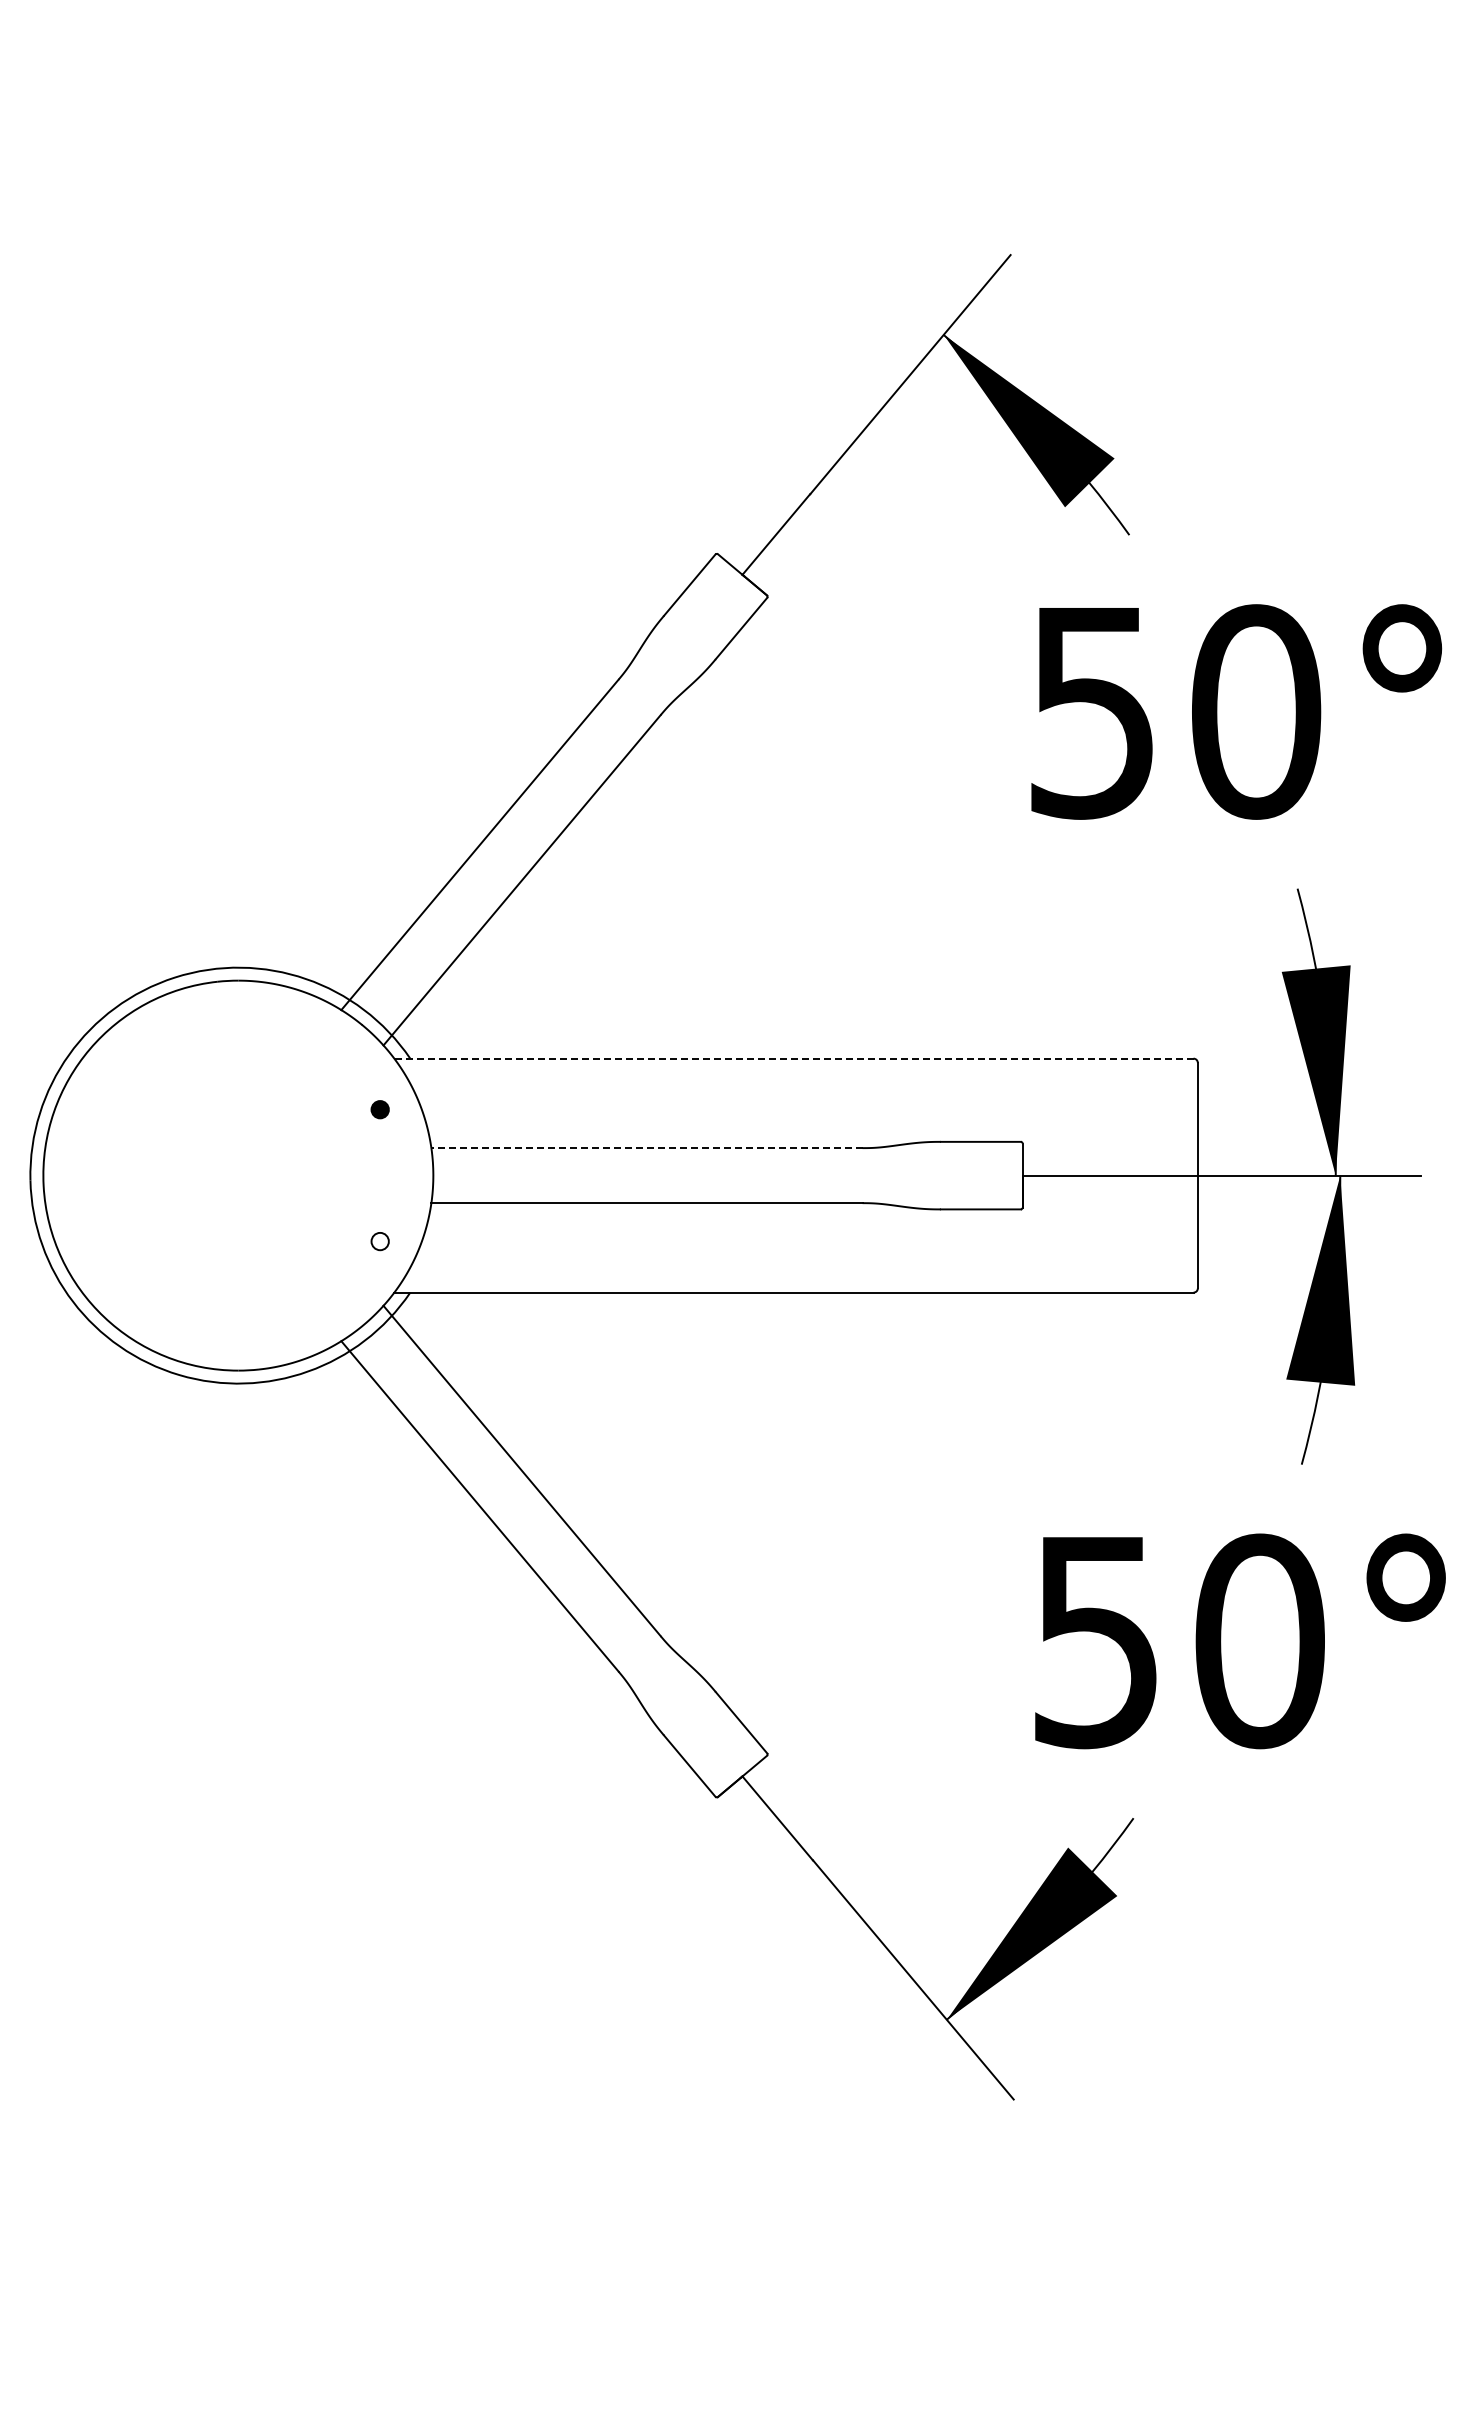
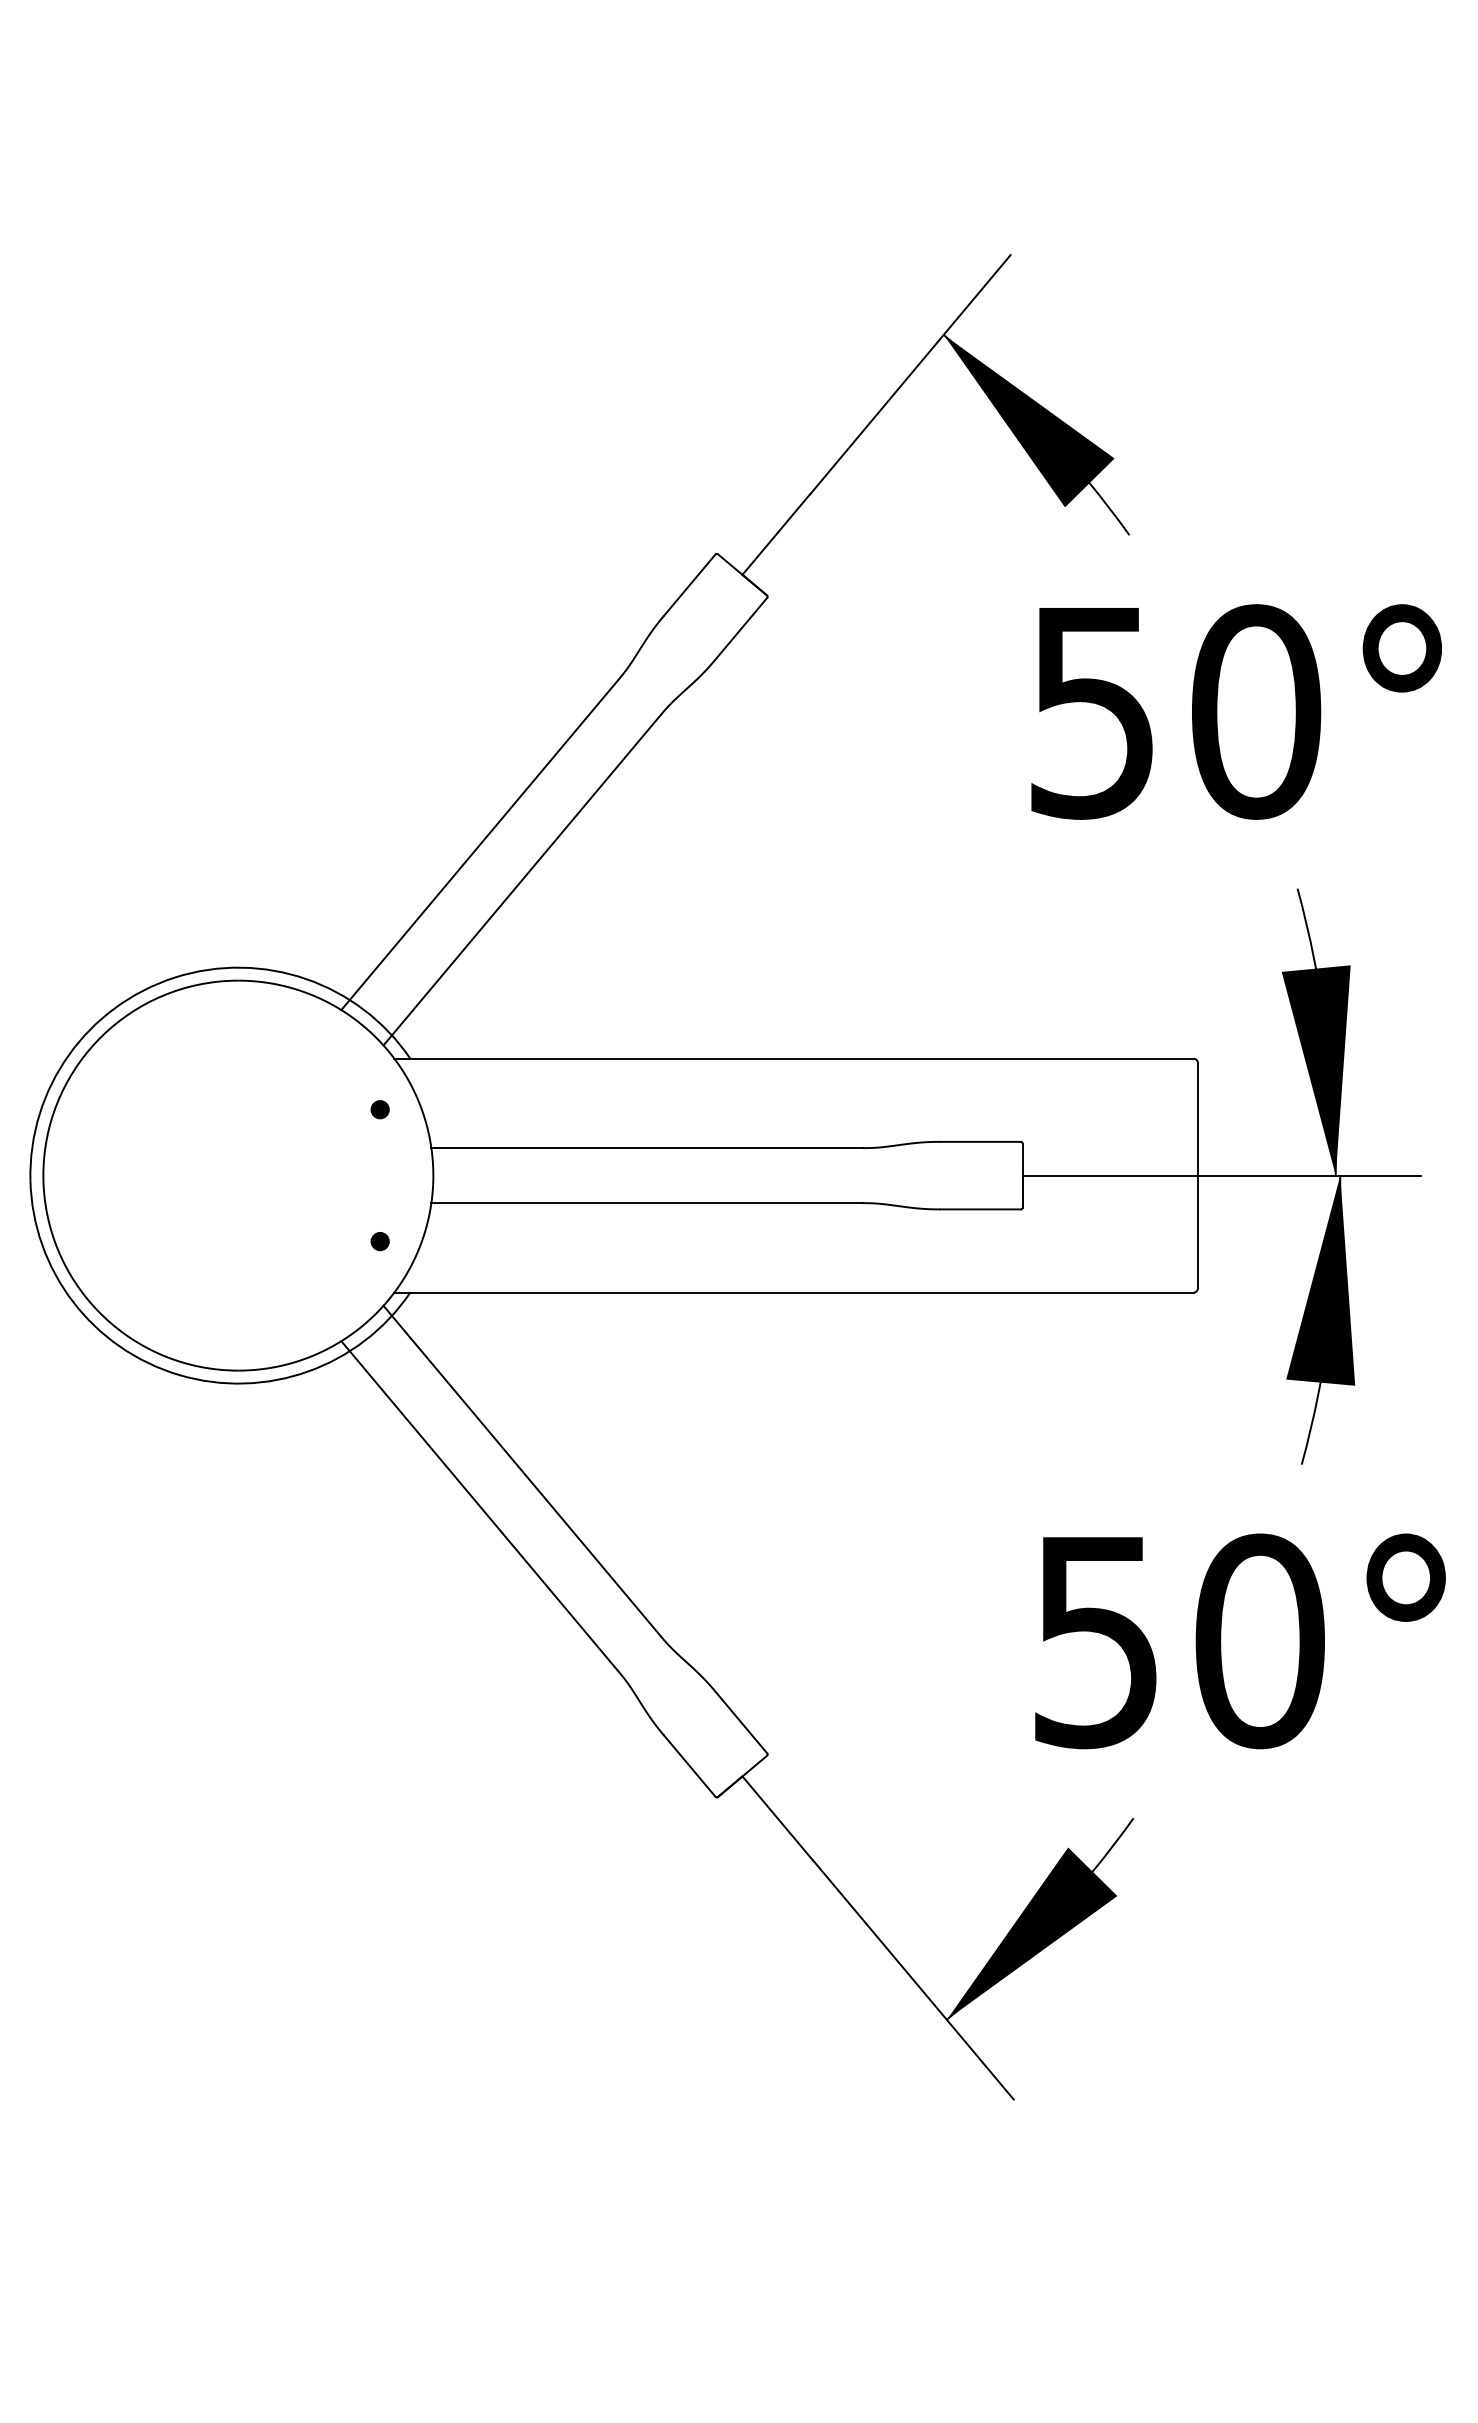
line: dashed -> solid (793, 1058)
line: dashed -> solid (646, 1148)
fill: none -> present (379, 1241)
